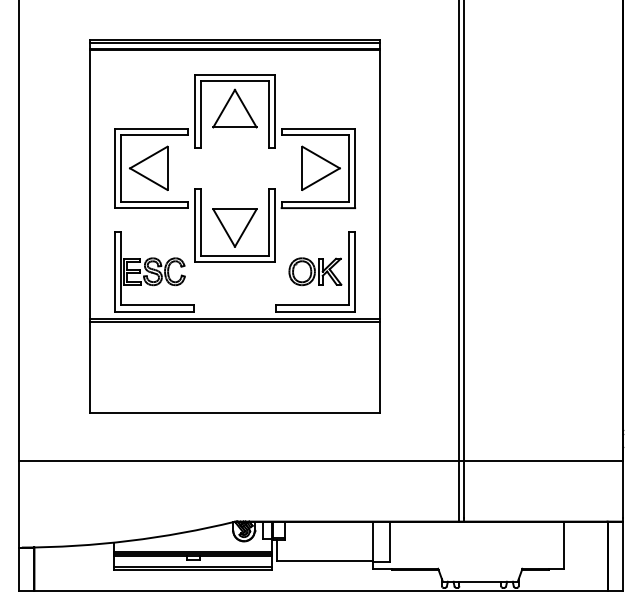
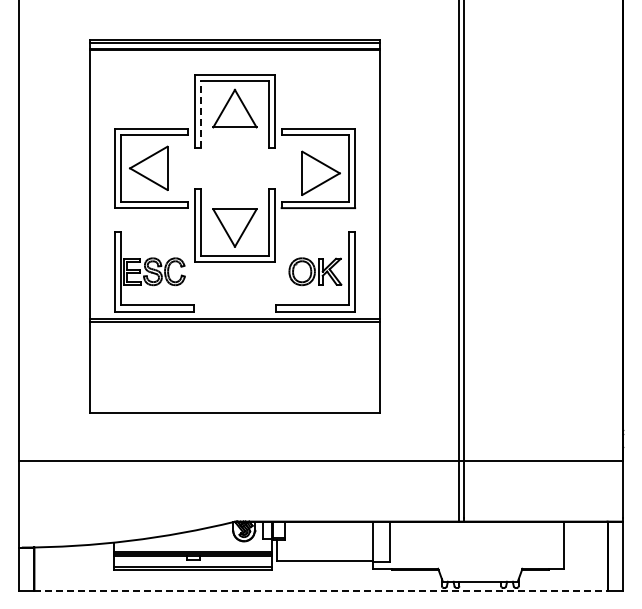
line: solid -> dashed (201, 114)
part position: (320, 167) -> (320, 172) (320, 172)
line: solid -> dashed (321, 590)
